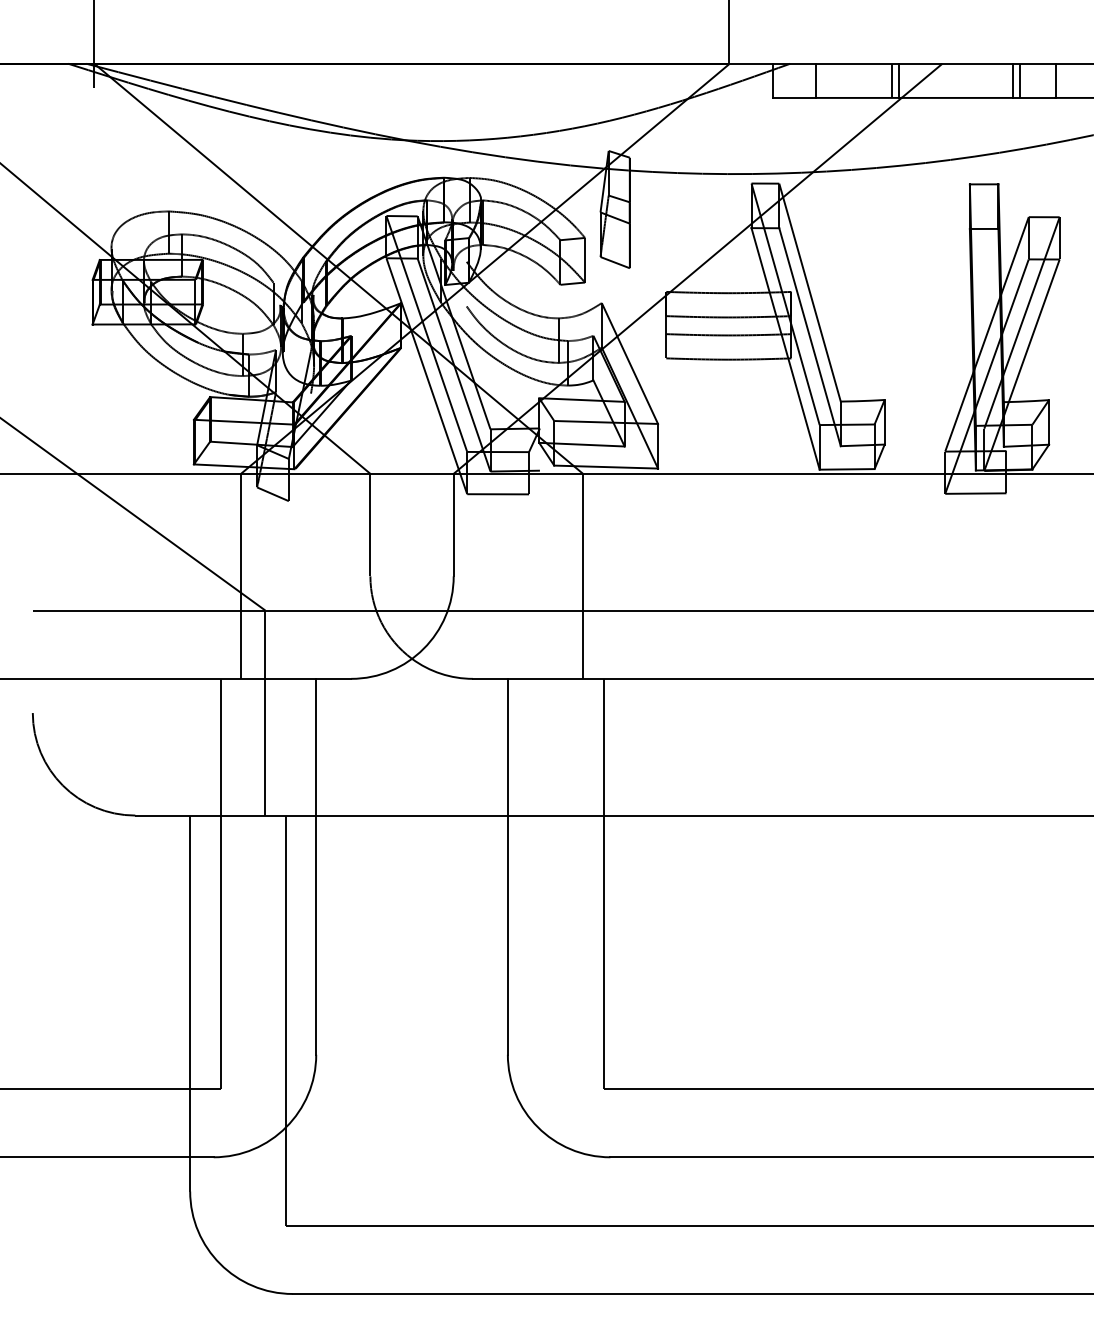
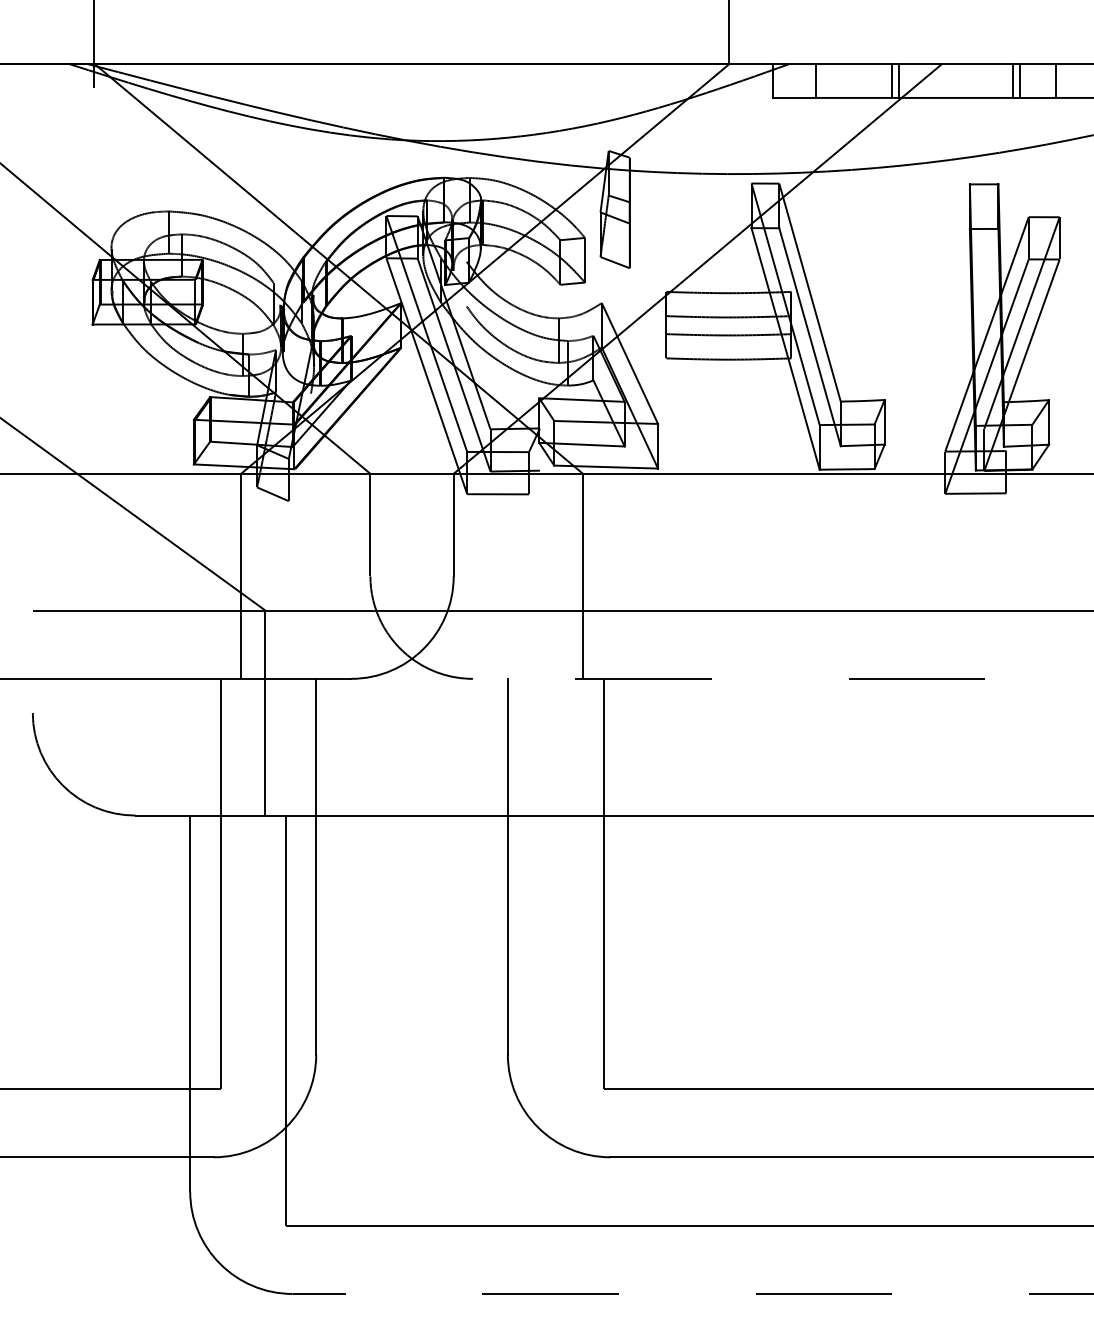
line: solid -> dashed (782, 678)
line: solid -> dashed (692, 1293)
